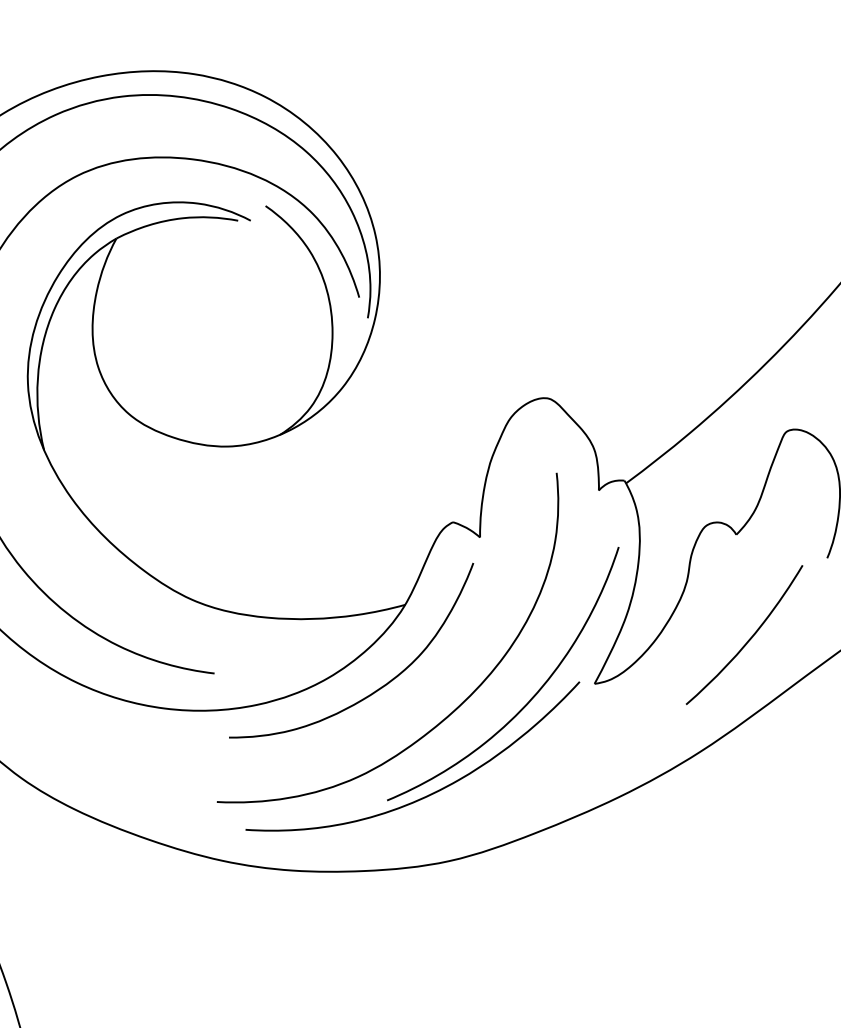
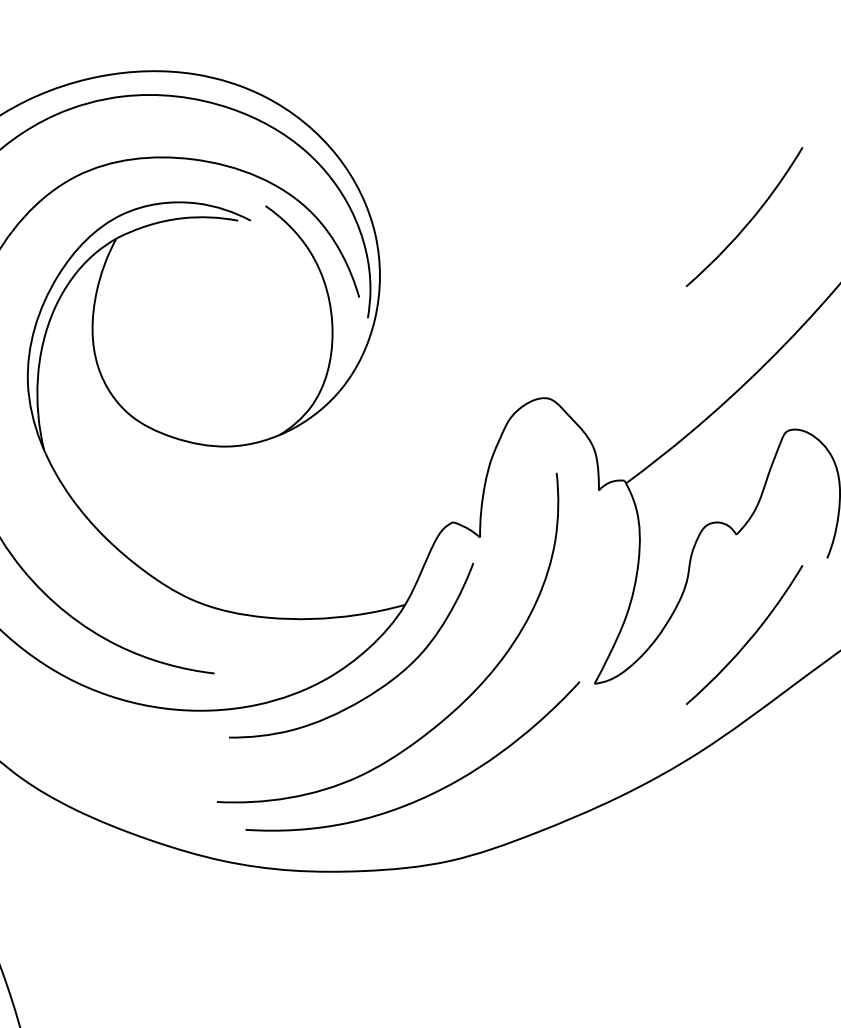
curve: none -> present (749, 220)
curve: present -> none (530, 698)
